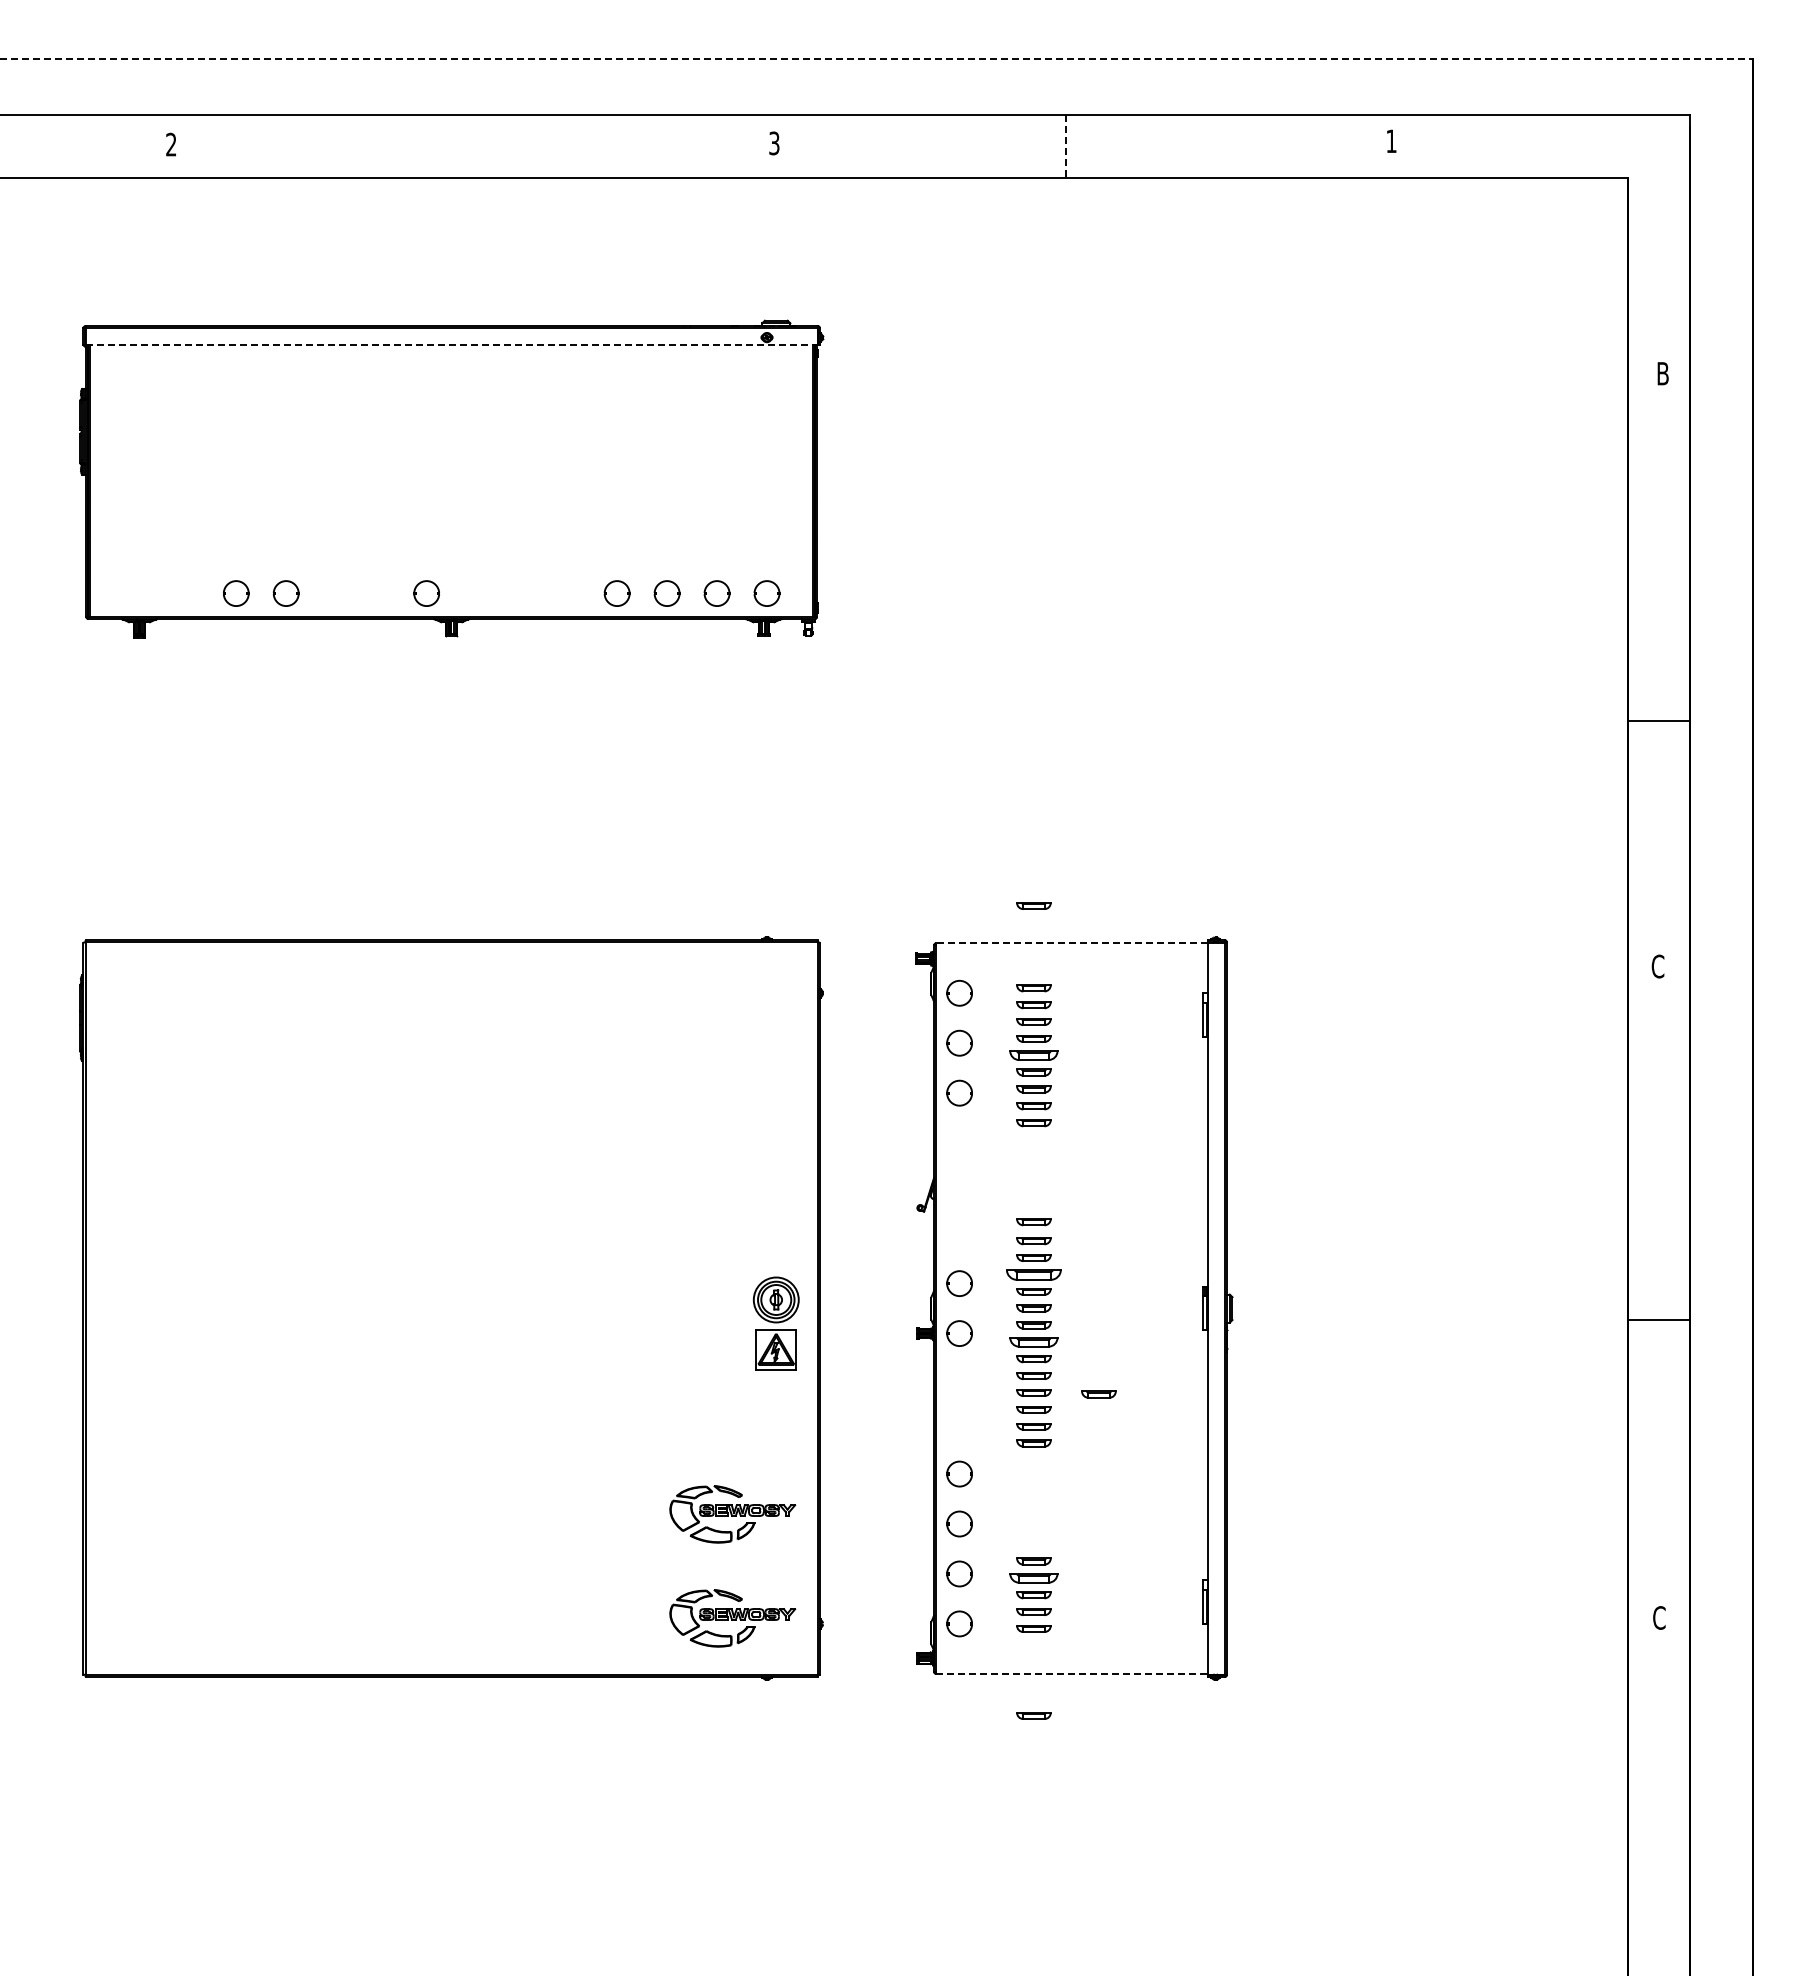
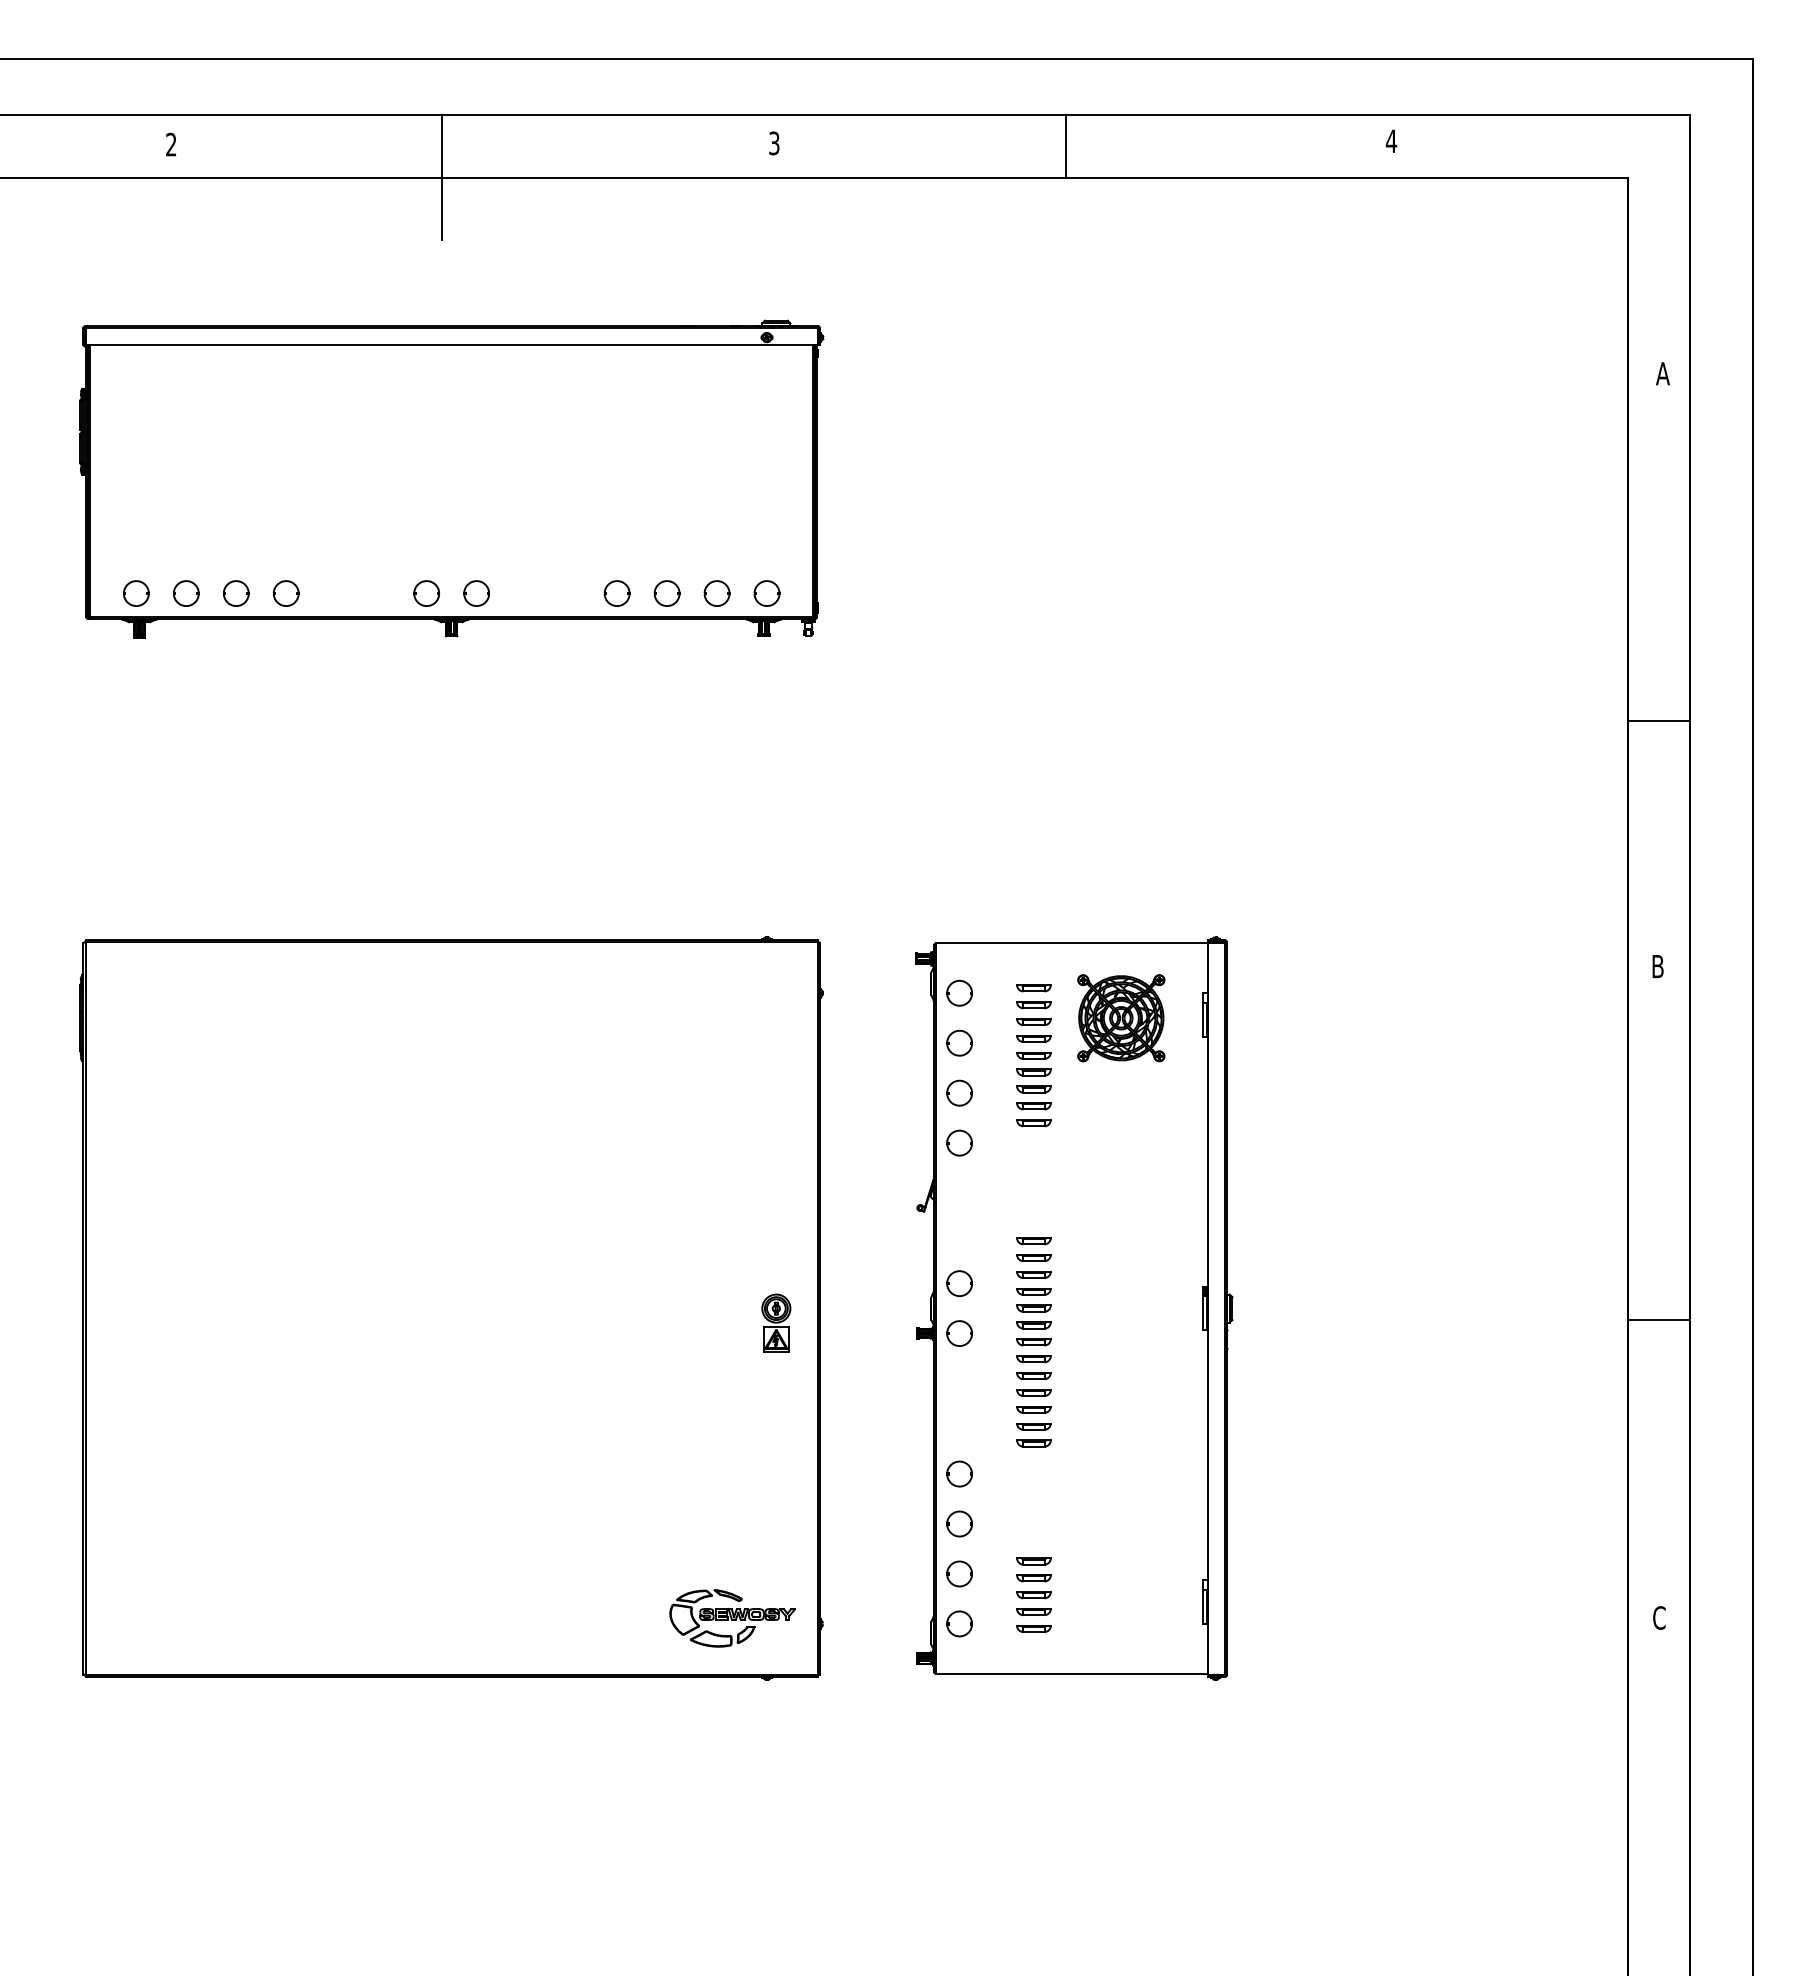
line: dashed -> solid (877, 59)
text: 1 -> 4 (1391, 140)
line: dashed -> solid (1066, 147)
line: none -> present (441, 177)
line: dashed -> solid (452, 344)
text: B -> A (1662, 373)
part: none -> present (136, 593)
part: none -> present (186, 593)
part: none -> present (476, 593)
part: present -> none (1033, 905)
line: dashed -> solid (1071, 943)
text: C -> B (1657, 966)
part: none -> present (1121, 1018)
part size: 50x11 px -> 36x8 px (1033, 1055)
part: none -> present (959, 1142)
part: present -> none (1033, 1222)
part size: 56x12 px -> 36x8 px (1033, 1274)
part size: 48x95 px -> 31x60 px (776, 1322)
part size: 50x11 px -> 36x9 px (1033, 1342)
part: present -> none (1098, 1394)
part: present -> none (732, 1514)
part size: 50x11 px -> 36x9 px (1033, 1578)
line: dashed -> solid (1072, 1673)
part: present -> none (1033, 1715)
